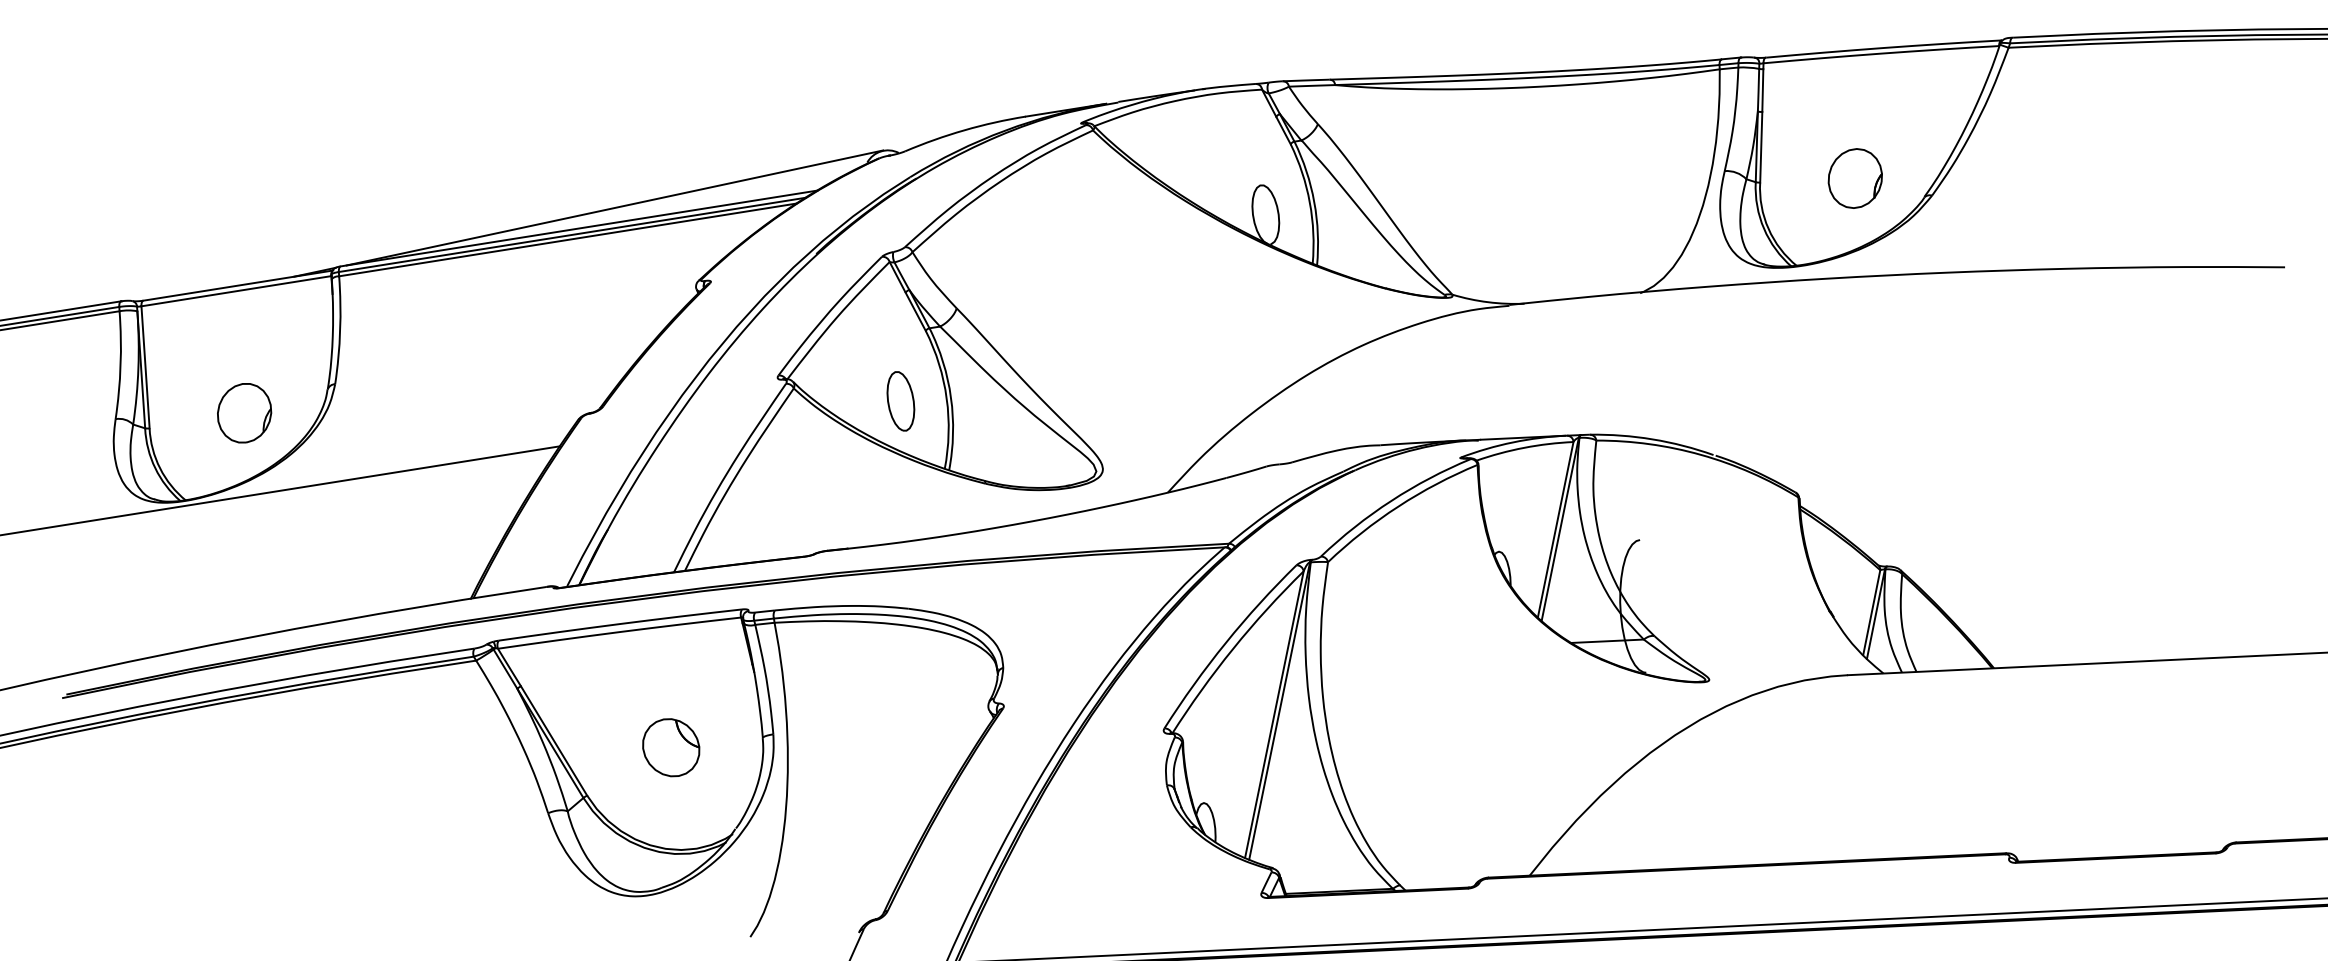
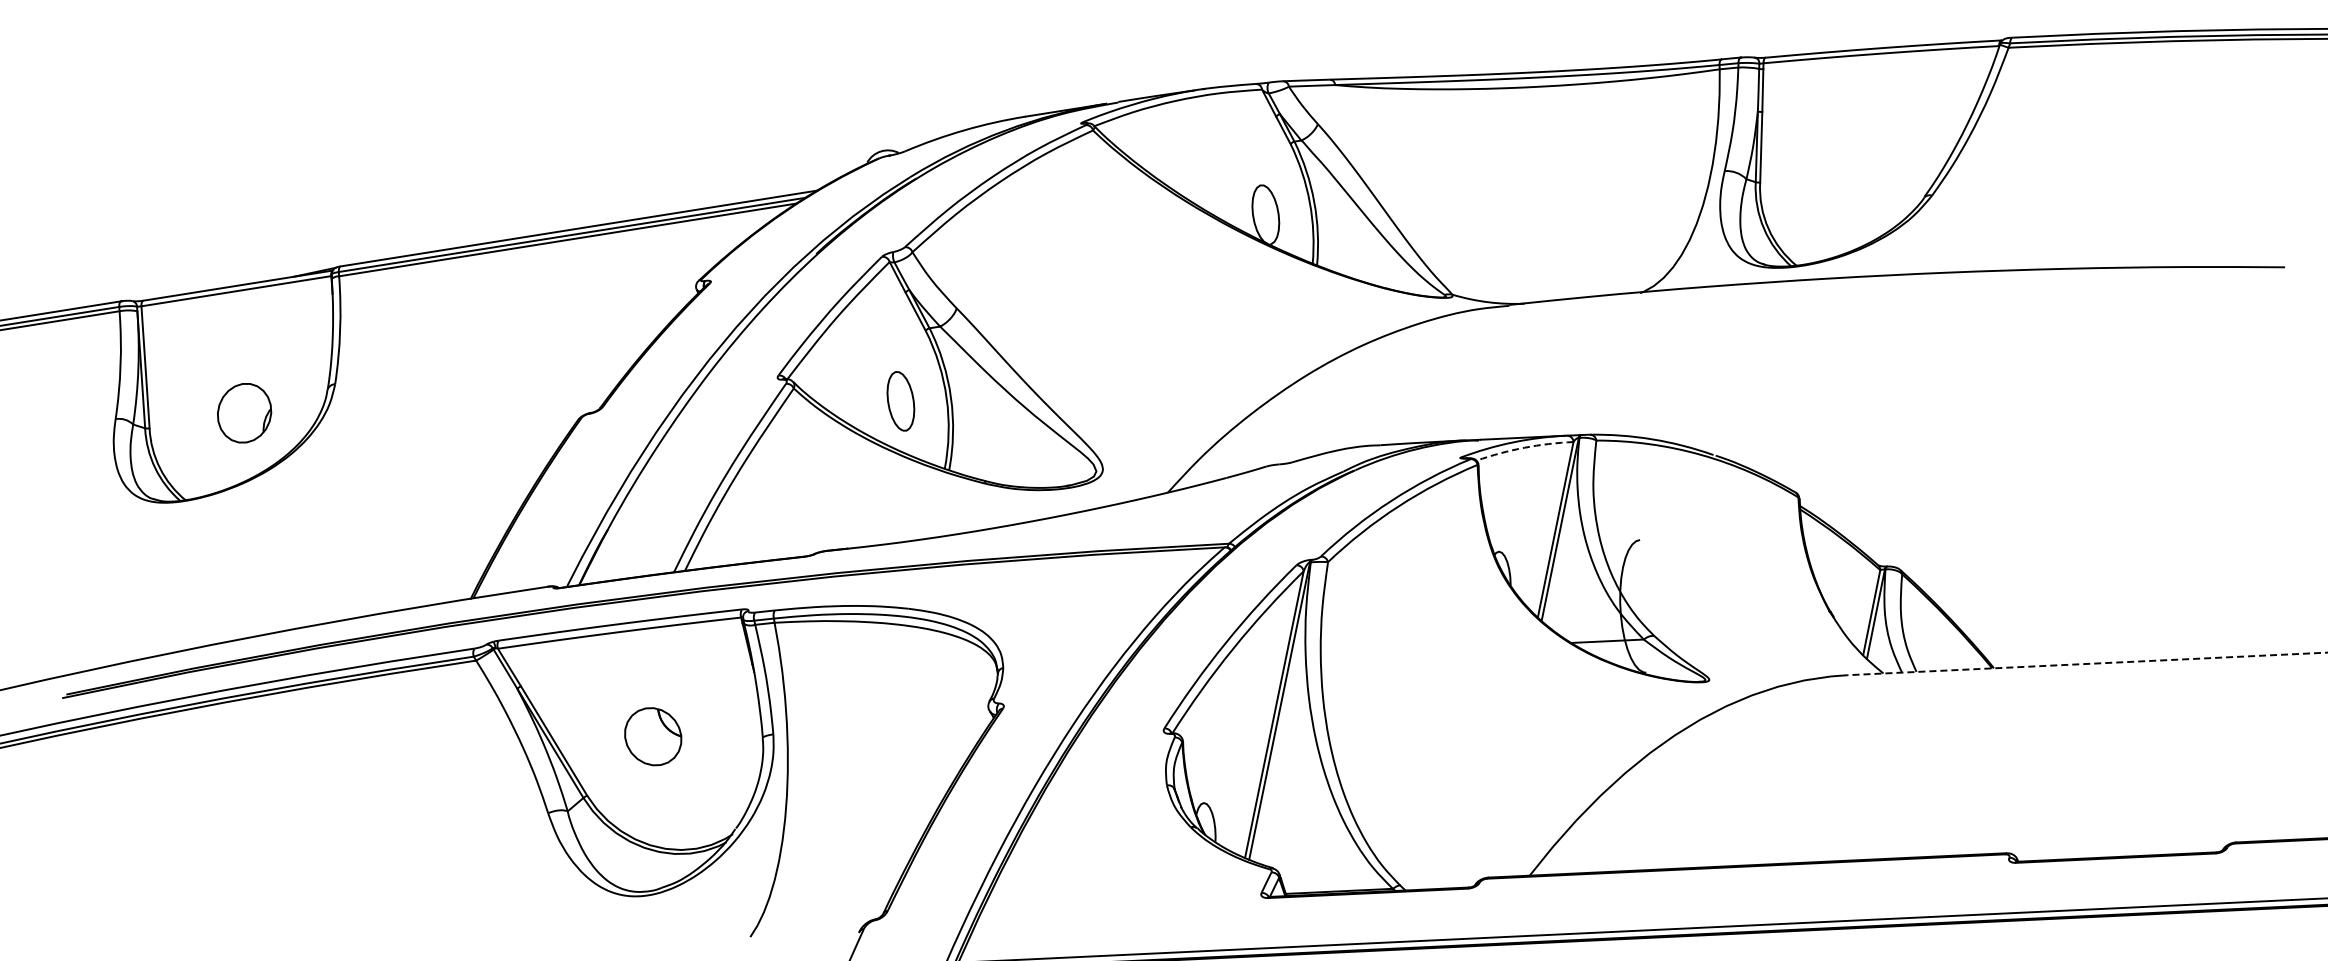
part: present -> none (1854, 178)
line: present -> none (614, 207)
arc: solid -> dashed (1524, 447)
line: present -> none (280, 490)
line: solid -> dashed (2087, 663)
part position: (671, 747) -> (653, 736) (653, 736)
